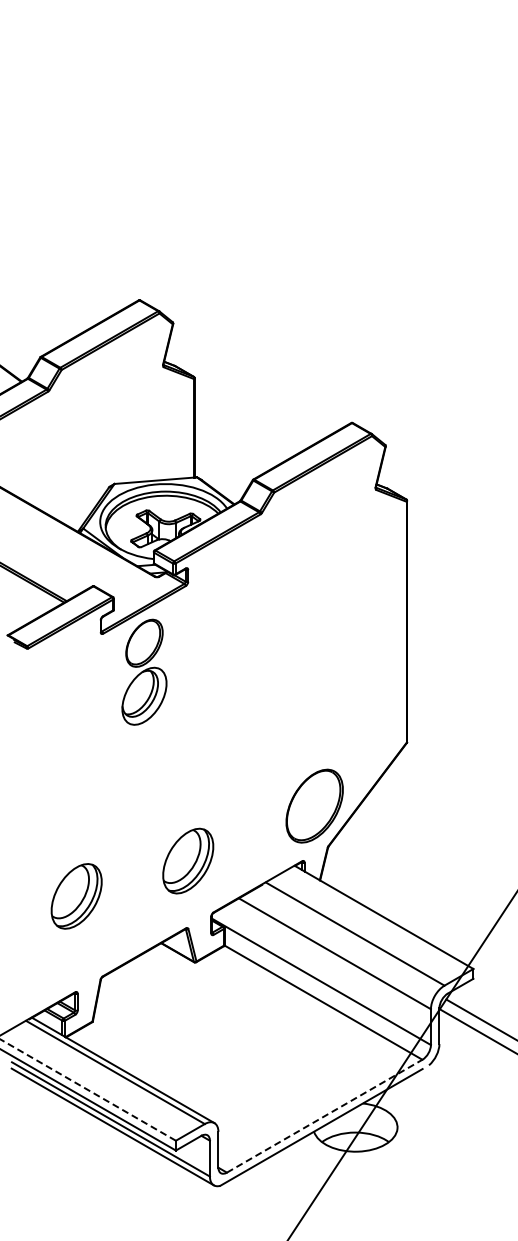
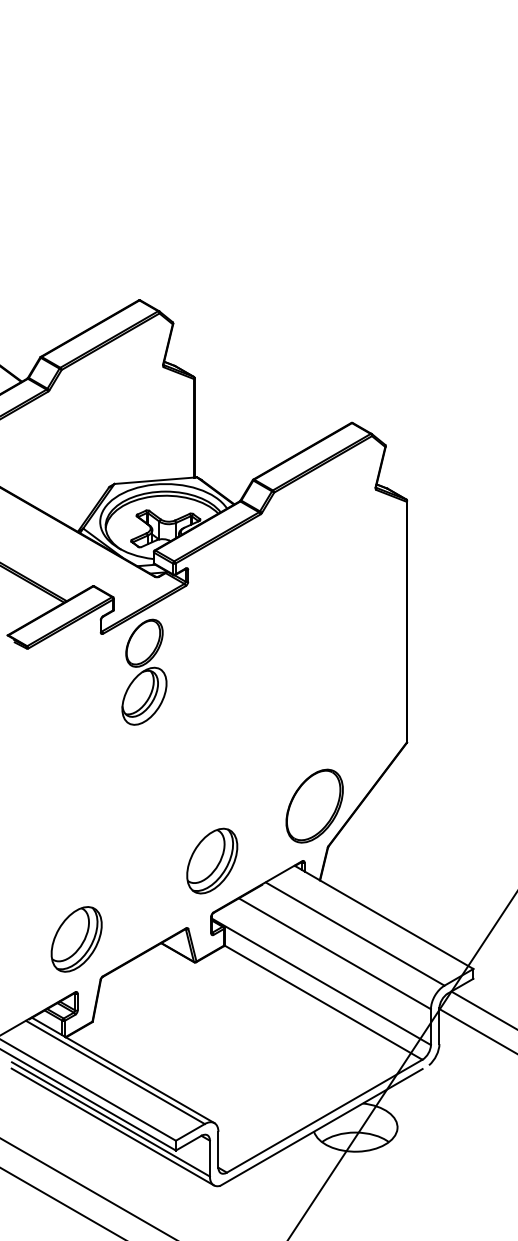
part position: (188, 860) -> (212, 860) (212, 860)
part position: (76, 896) -> (76, 939) (76, 939)
line position: (480, 1019) -> (482, 1009) (482, 1009)
line: dashed -> solid (87, 1089)
line: dashed -> solid (324, 1116)
line: none -> present (87, 1188)
line: none -> present (61, 1202)
